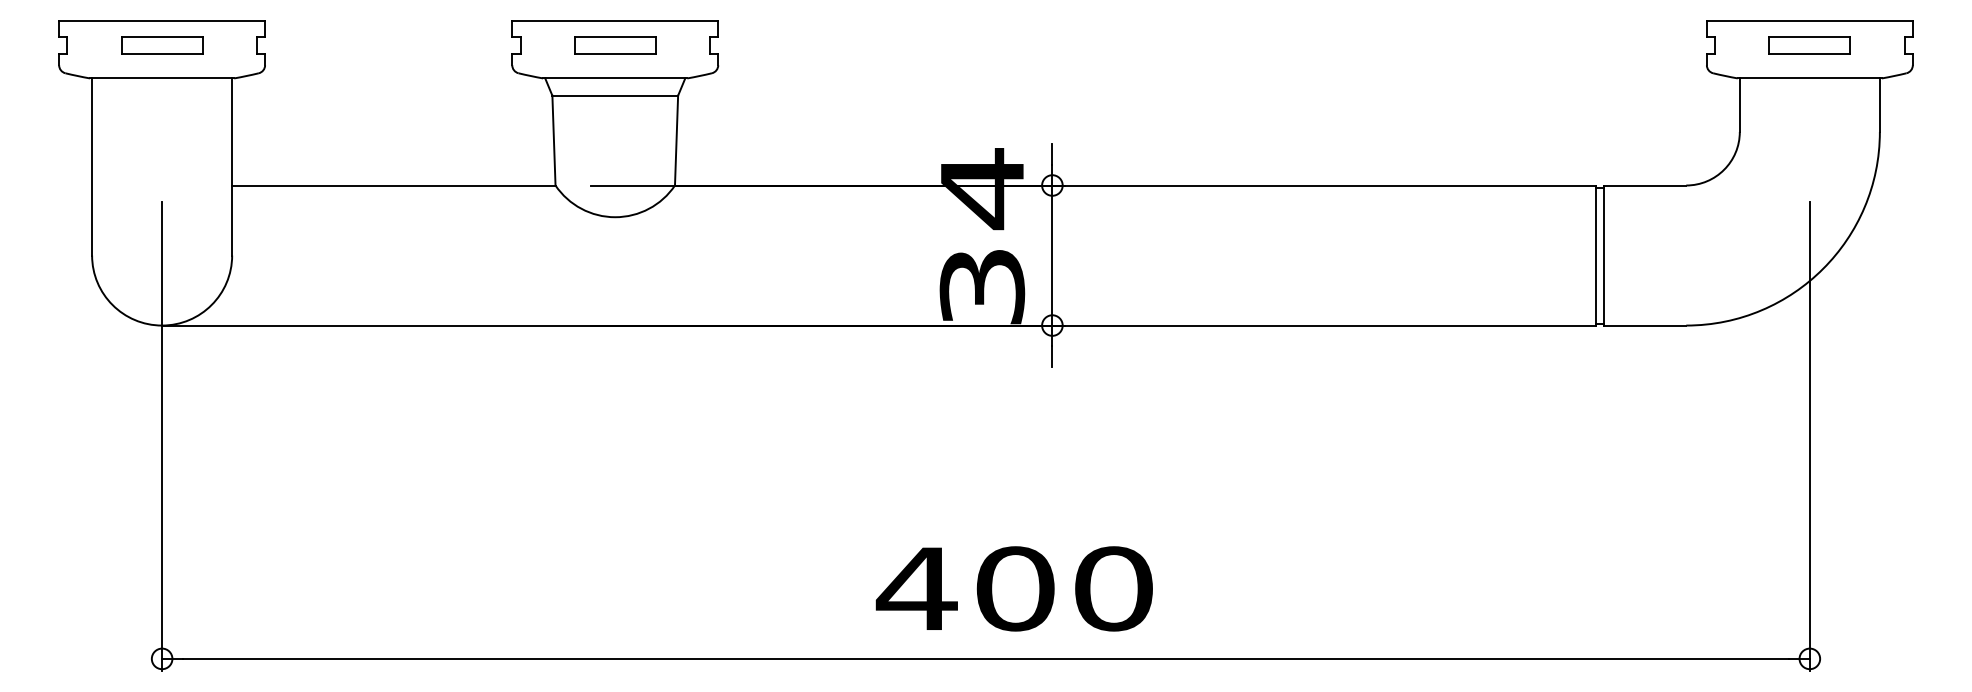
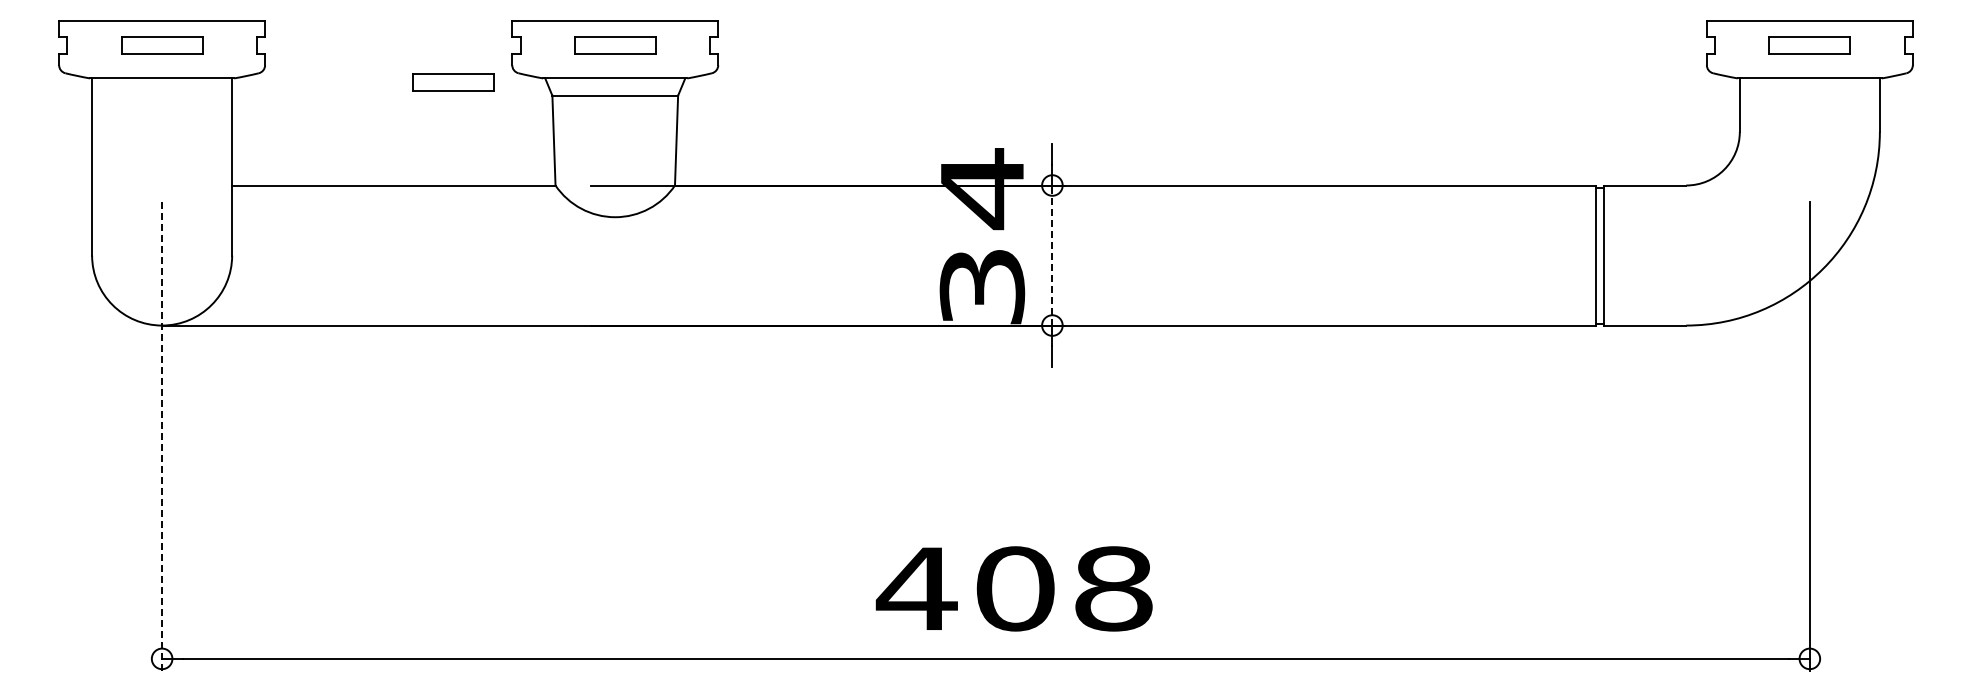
part: none -> present (453, 82)
line: solid -> dashed (1052, 255)
line: solid -> dashed (162, 436)
text: 400 -> 408 (1113, 588)
